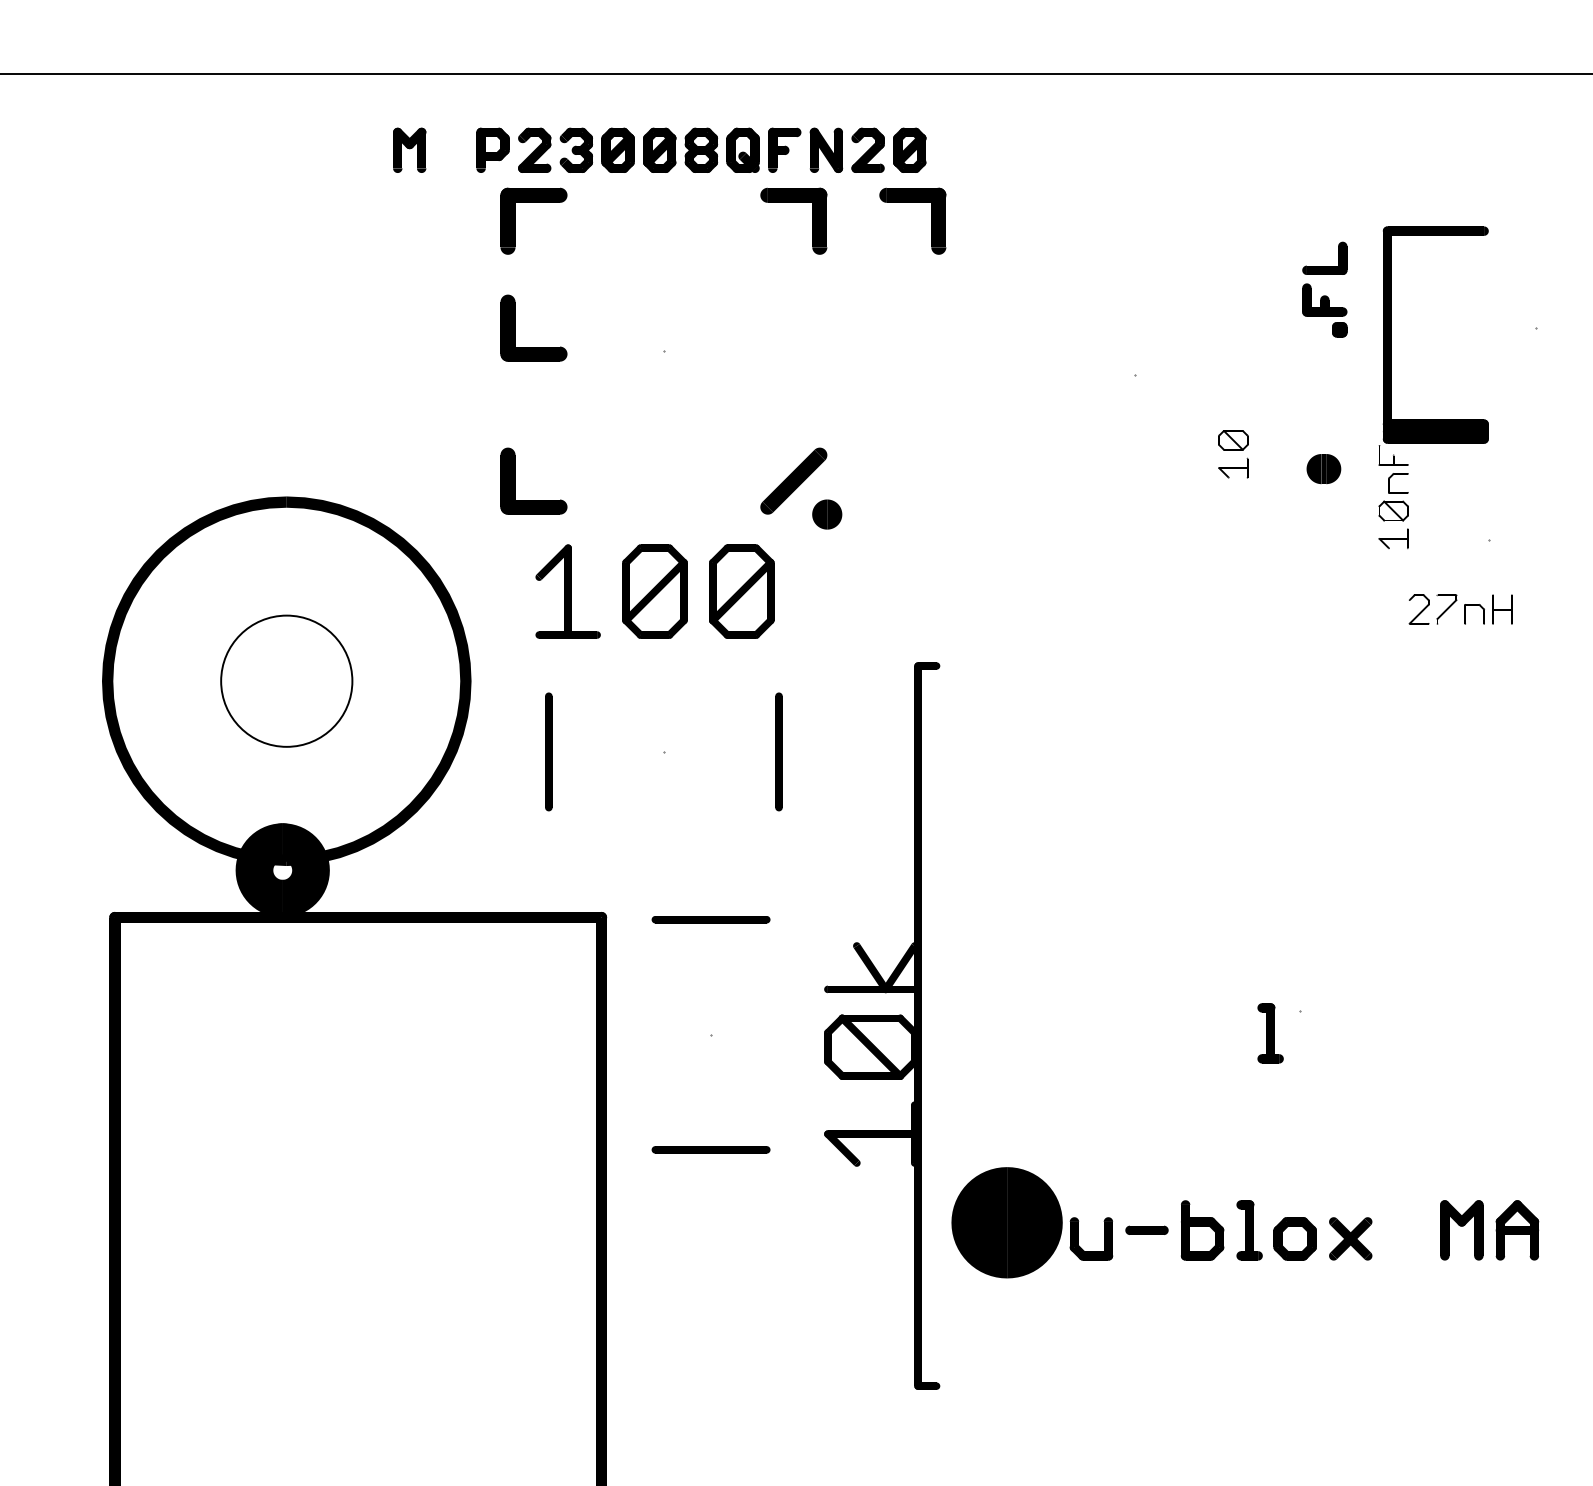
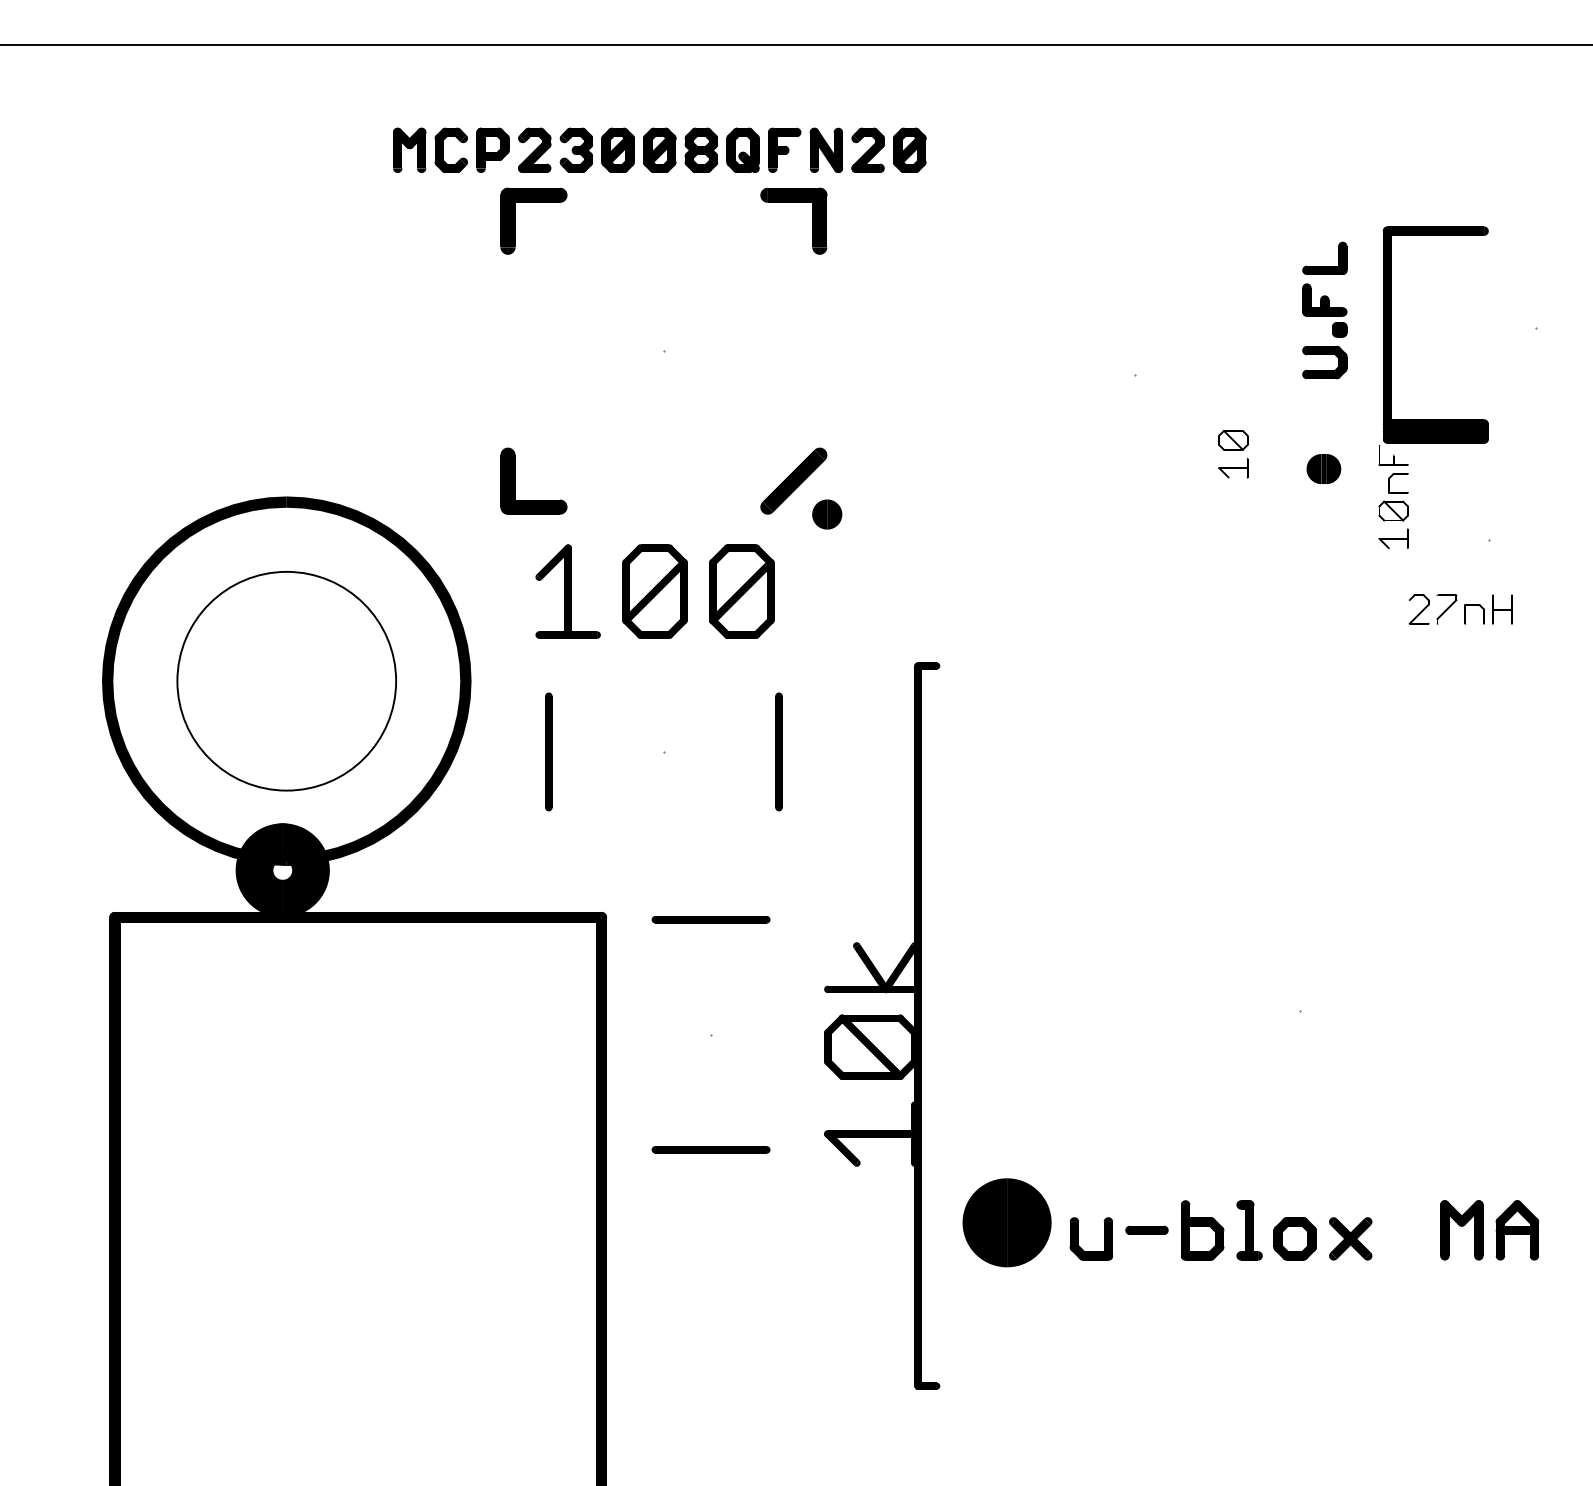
line position: (795, 73) -> (795, 44) (795, 44)
part: none -> present (443, 149)
part: present -> none (912, 202)
part: present -> none (515, 327)
part: none -> present (1324, 354)
circle diameter: 131 px -> 219 px (286, 680)
part: present -> none (1270, 1033)
part size: 112x112 px -> 90x90 px (1006, 1222)
